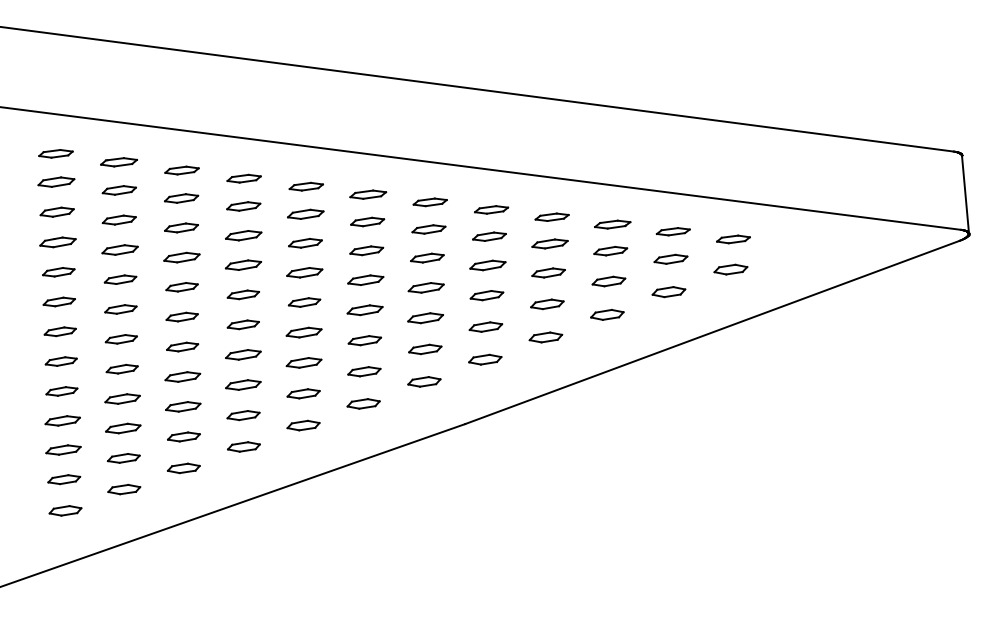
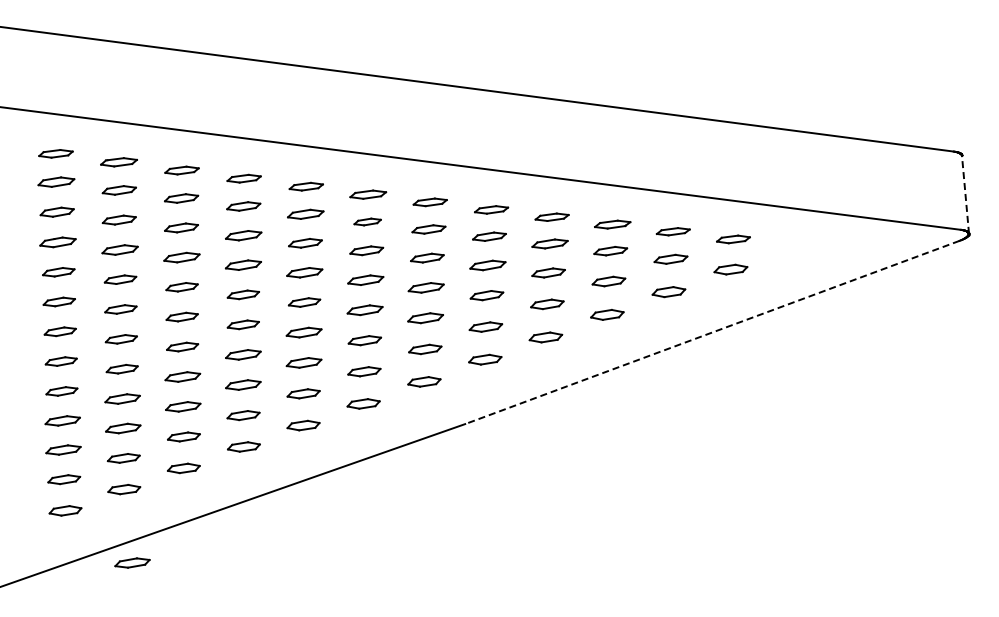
line: solid -> dashed (965, 194)
part size: 36x12 px -> 29x10 px (367, 221)
line: solid -> dashed (712, 332)
part: none -> present (132, 562)
